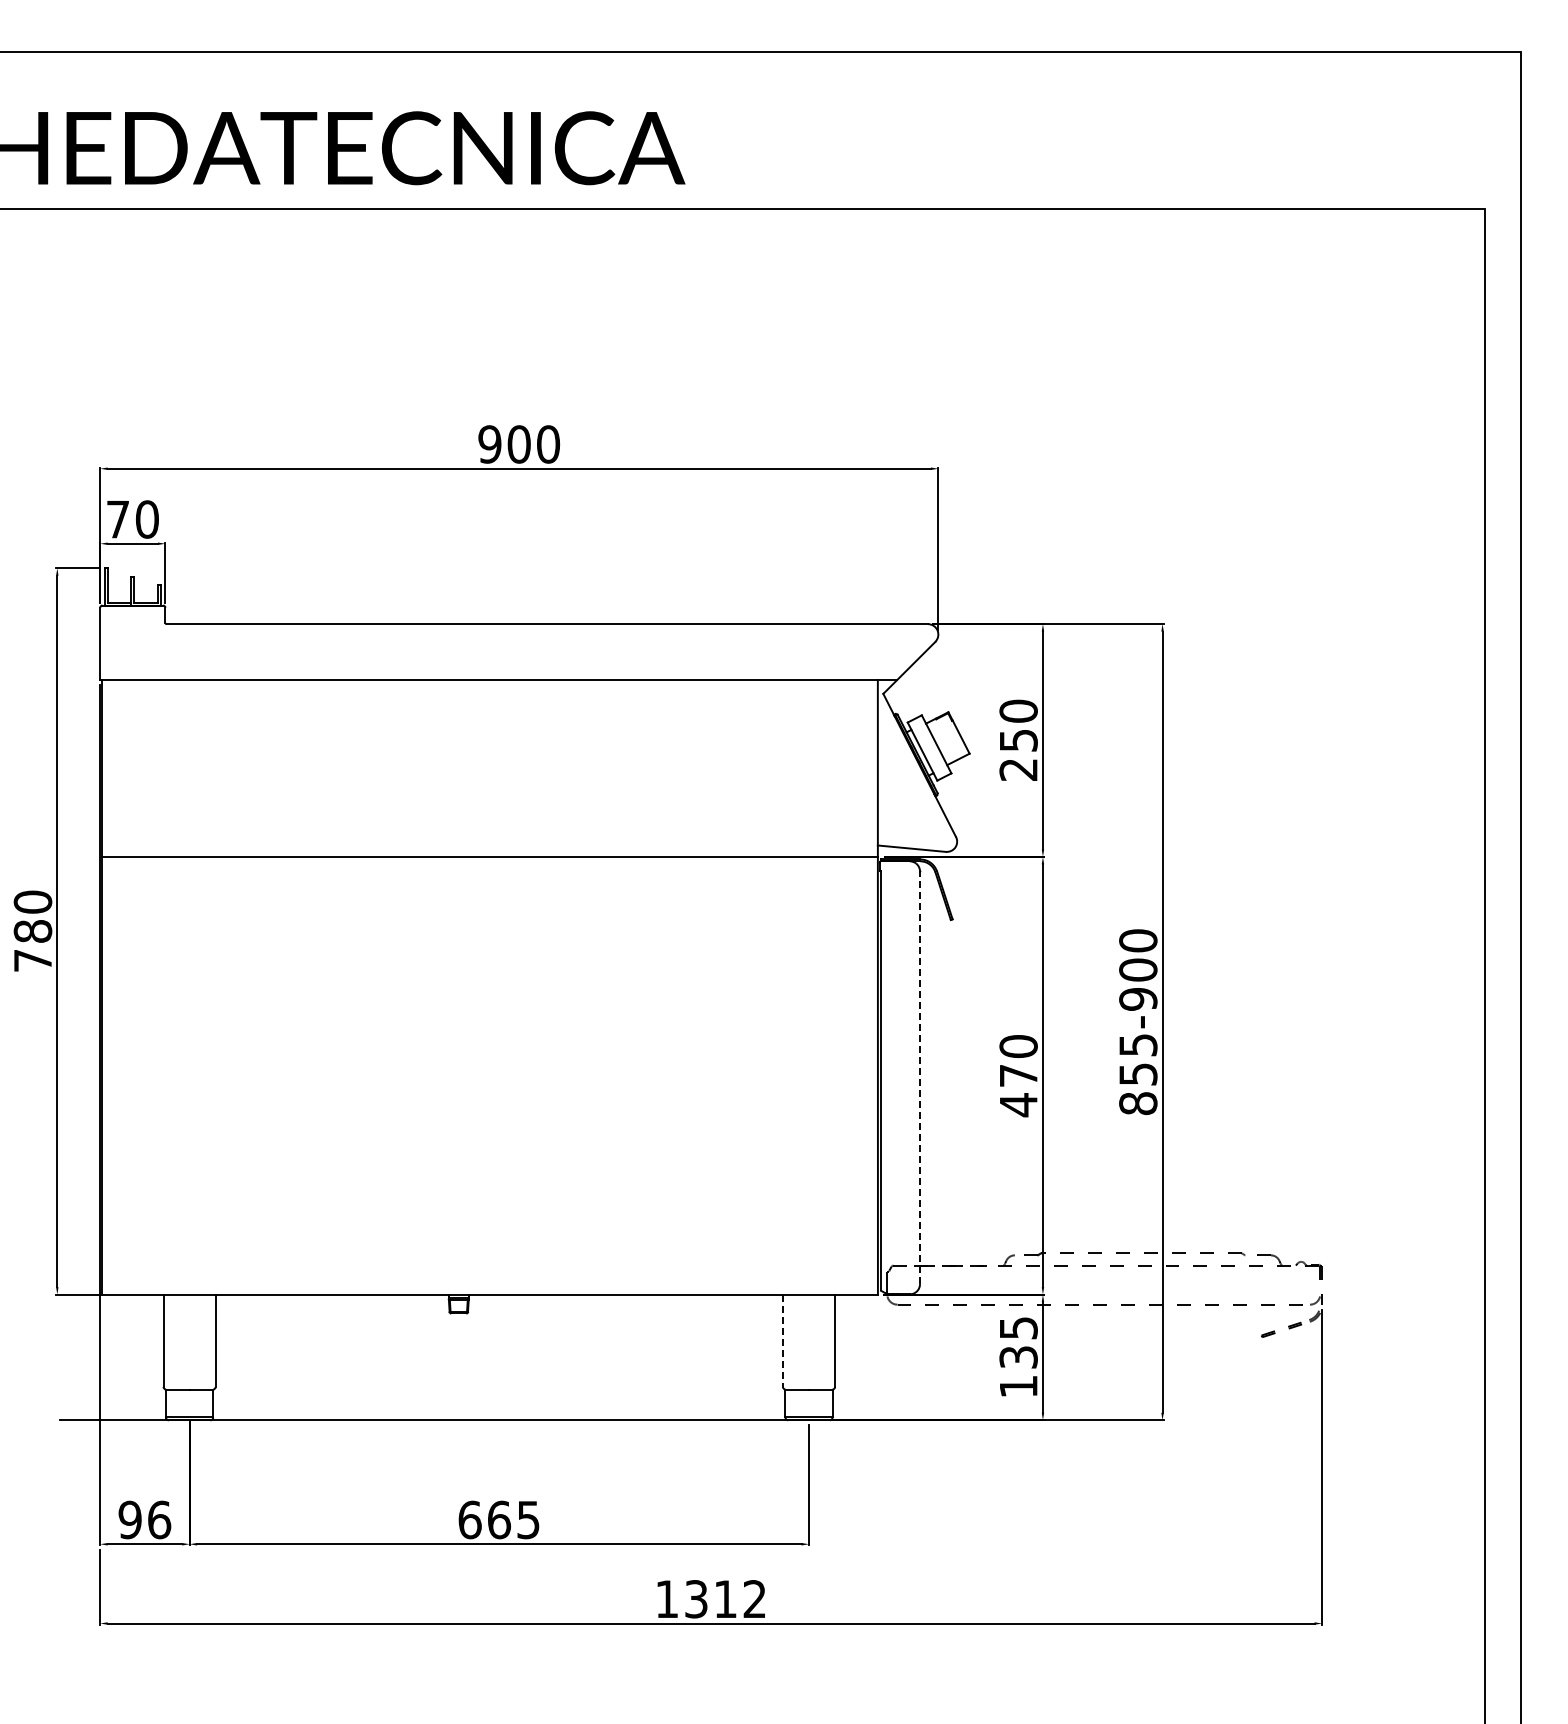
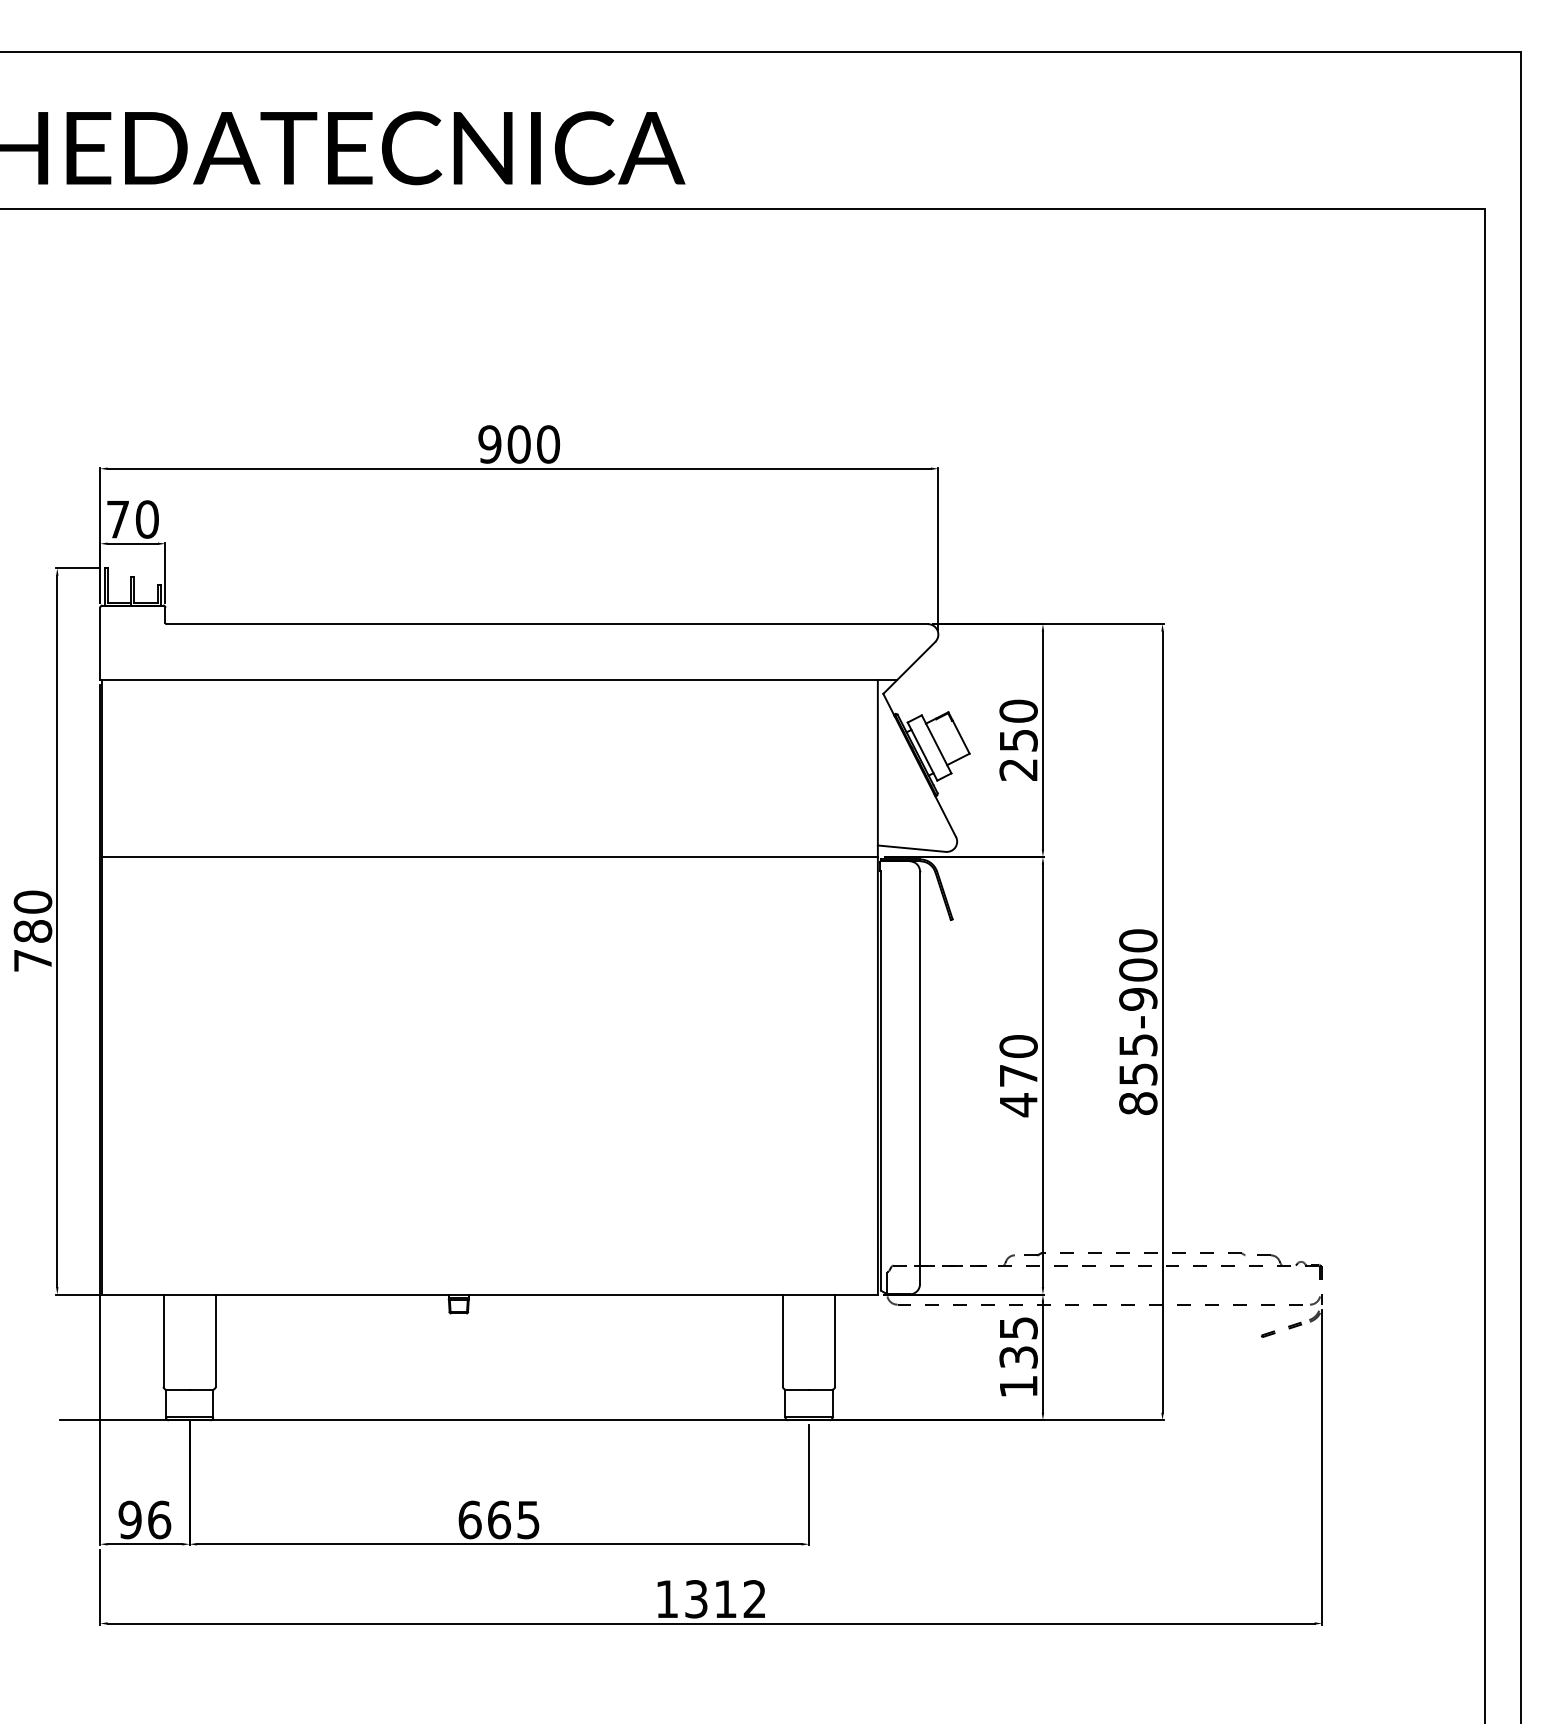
line: dashed -> solid (920, 1077)
line: dashed -> solid (782, 1341)
